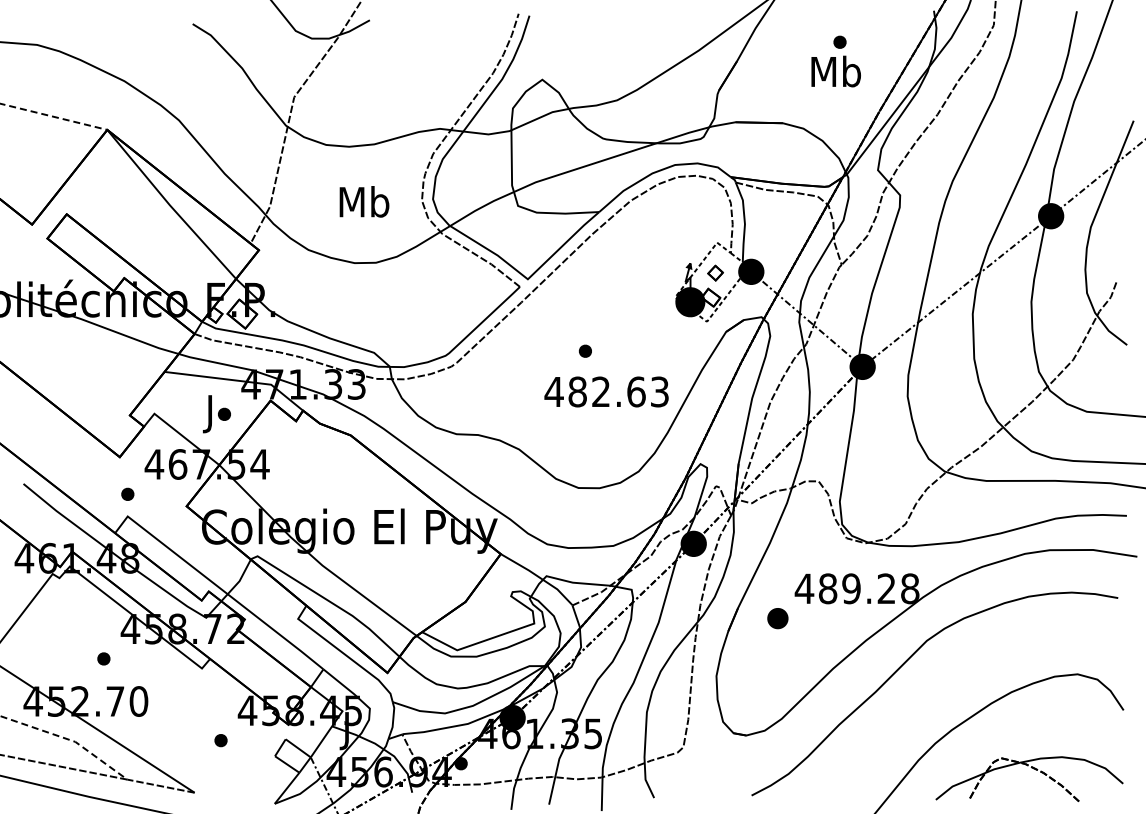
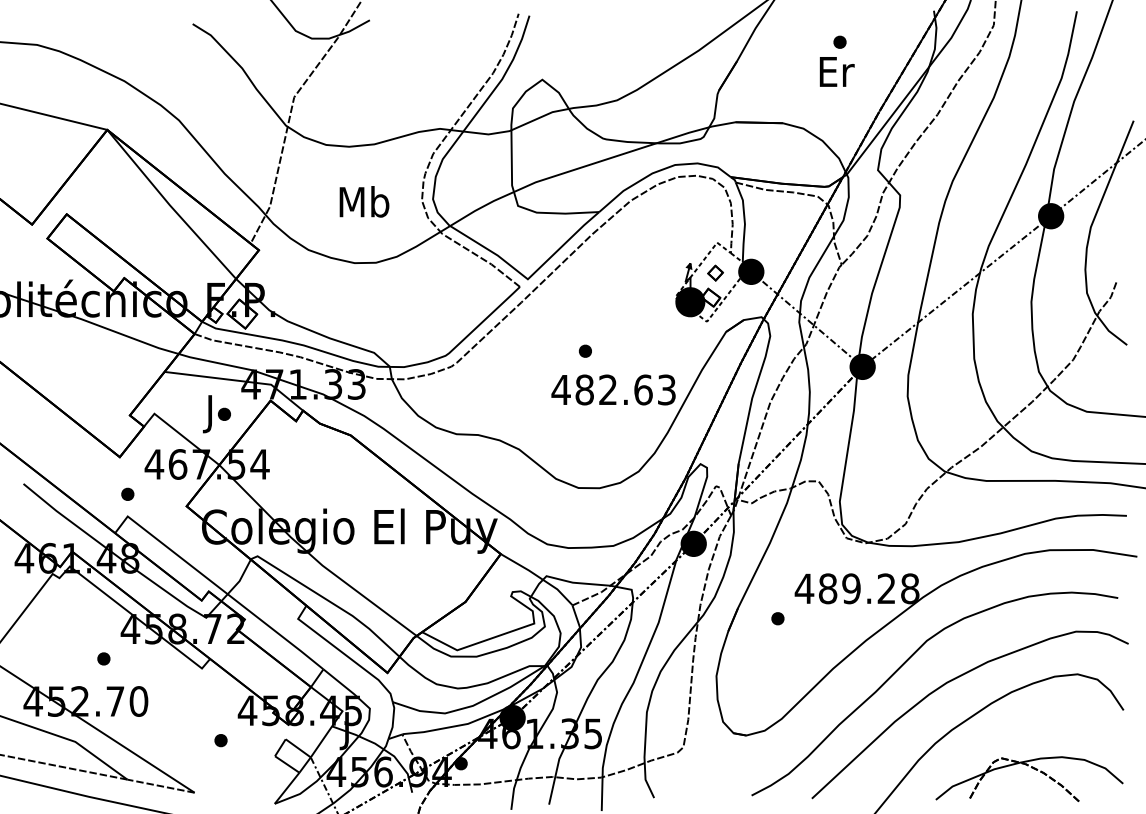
text: Mb -> Er (836, 71)
line: dashed -> solid (53, 116)
text position: (606, 391) -> (613, 389) (613, 389)
part size: 22x22 px -> 14x14 px (777, 618)
curve: none -> present (953, 680)
line: dashed -> solid (68, 739)
